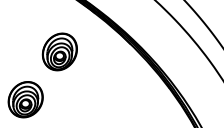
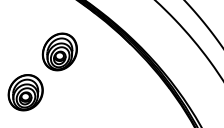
part position: (25, 99) -> (25, 92) (25, 92)
